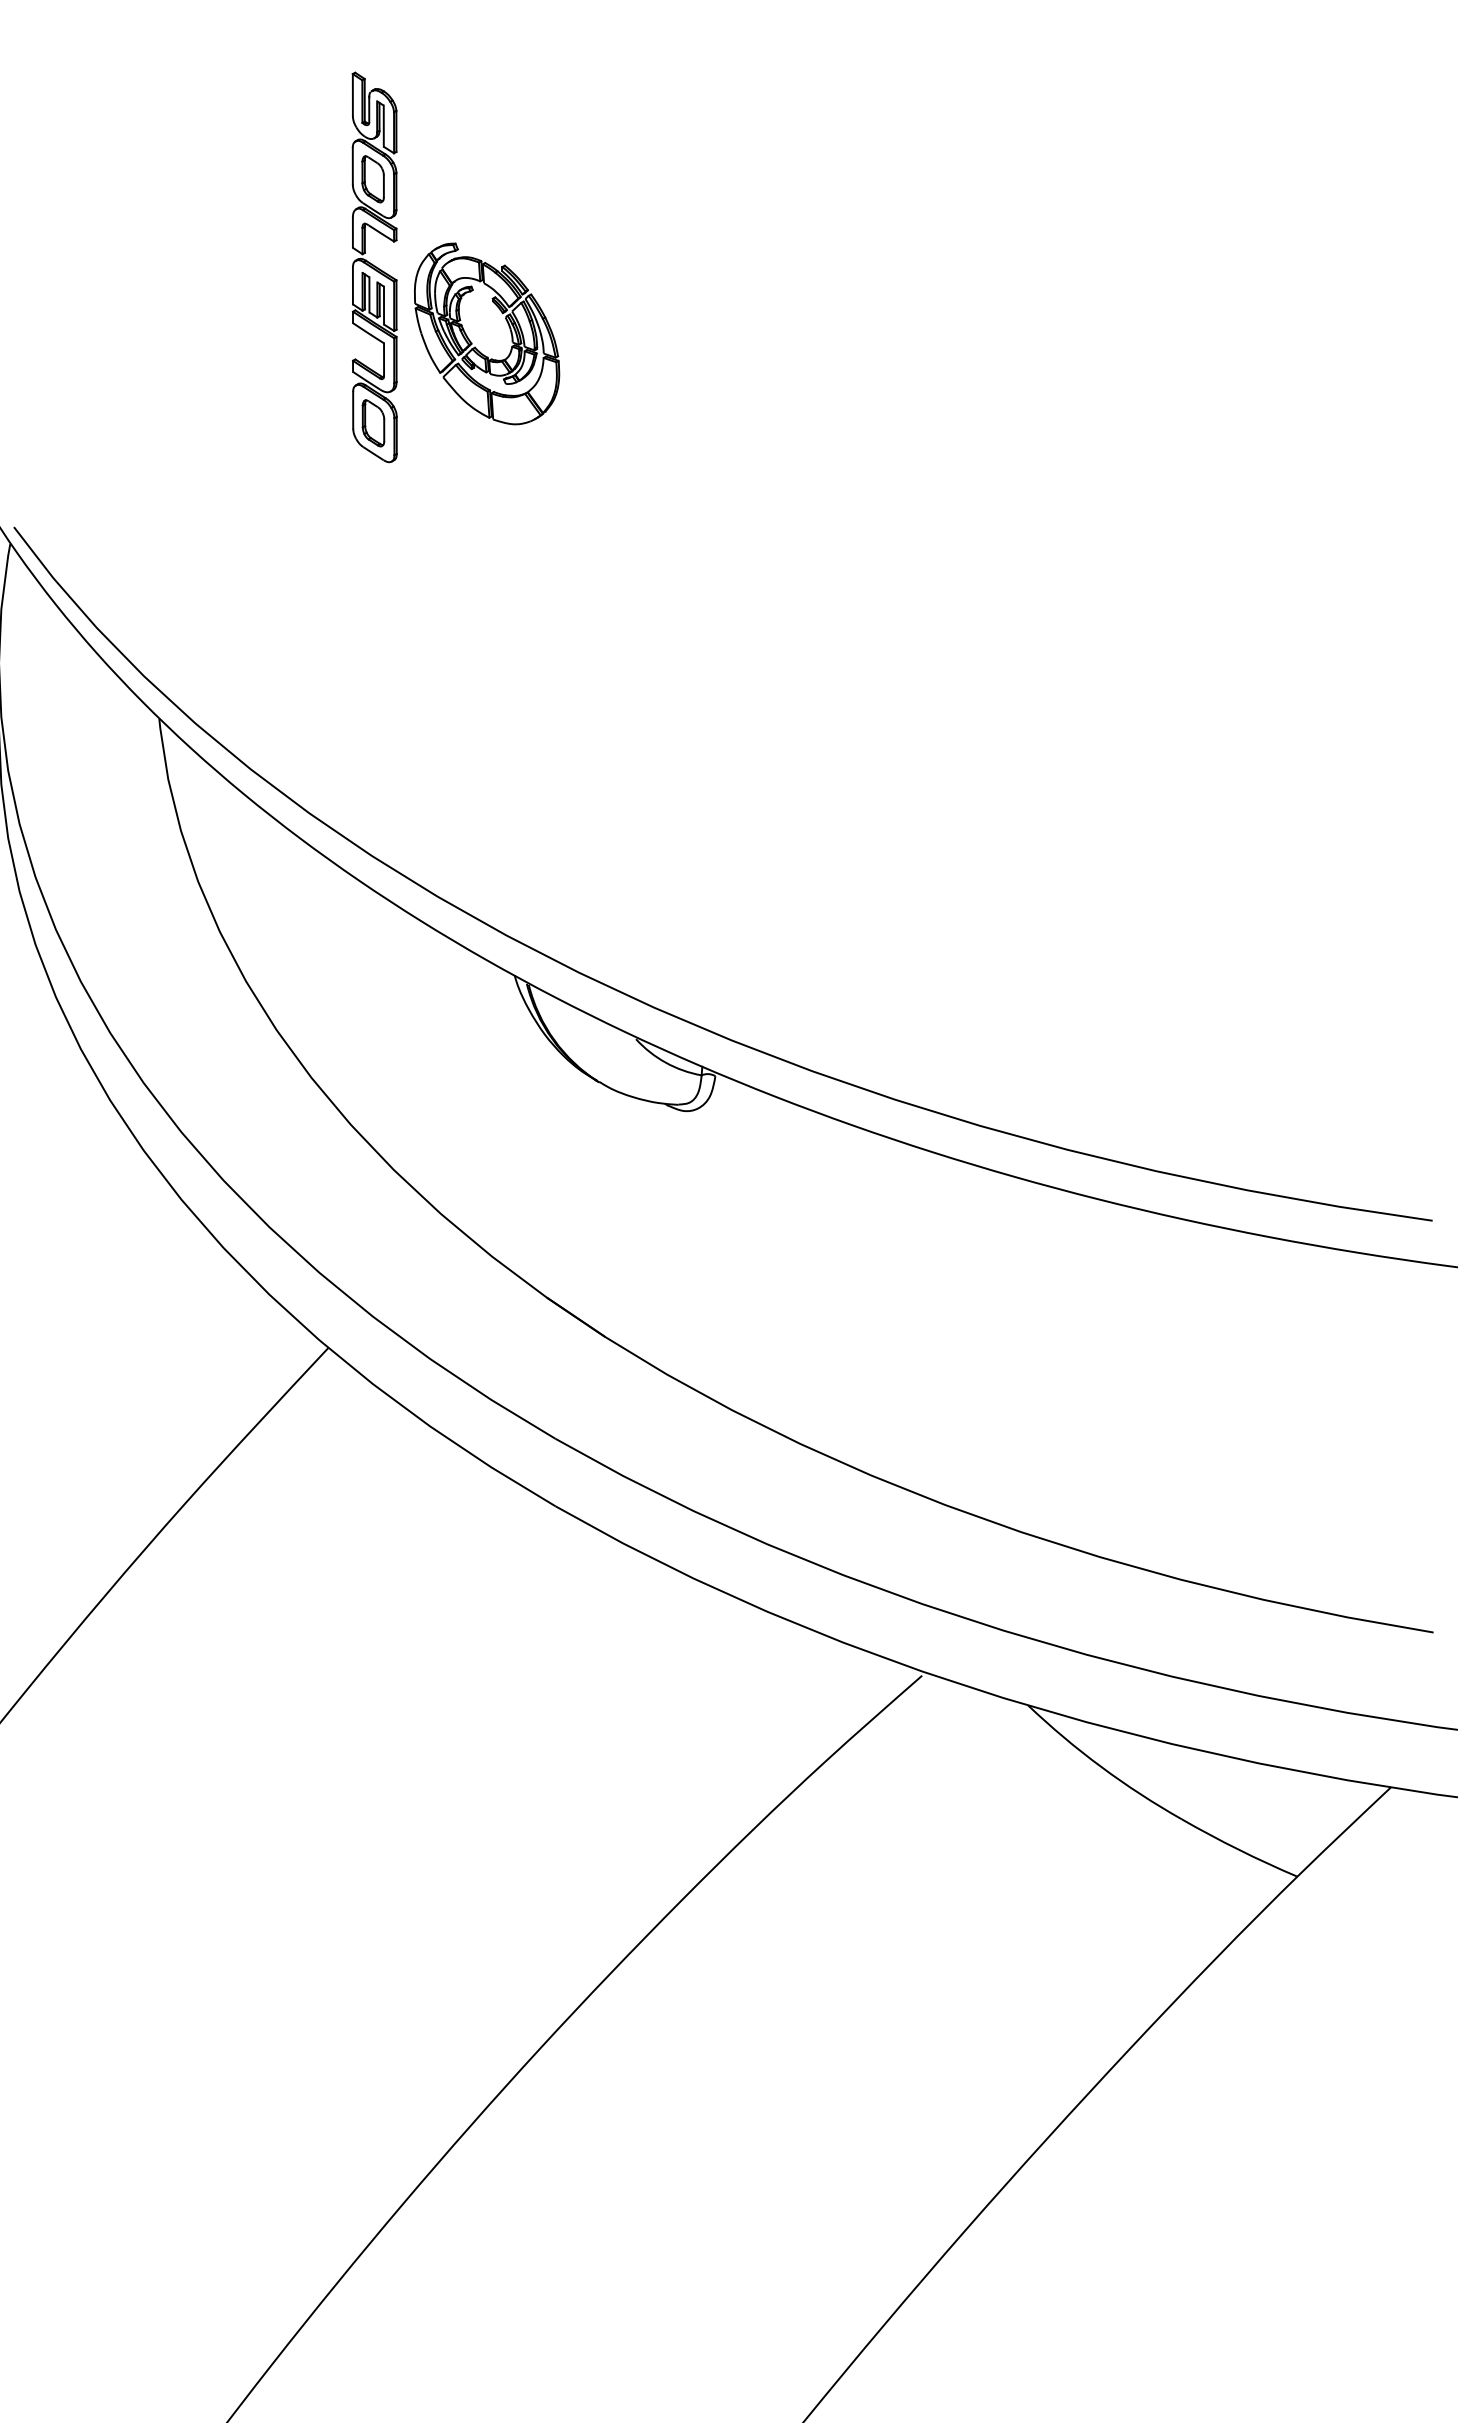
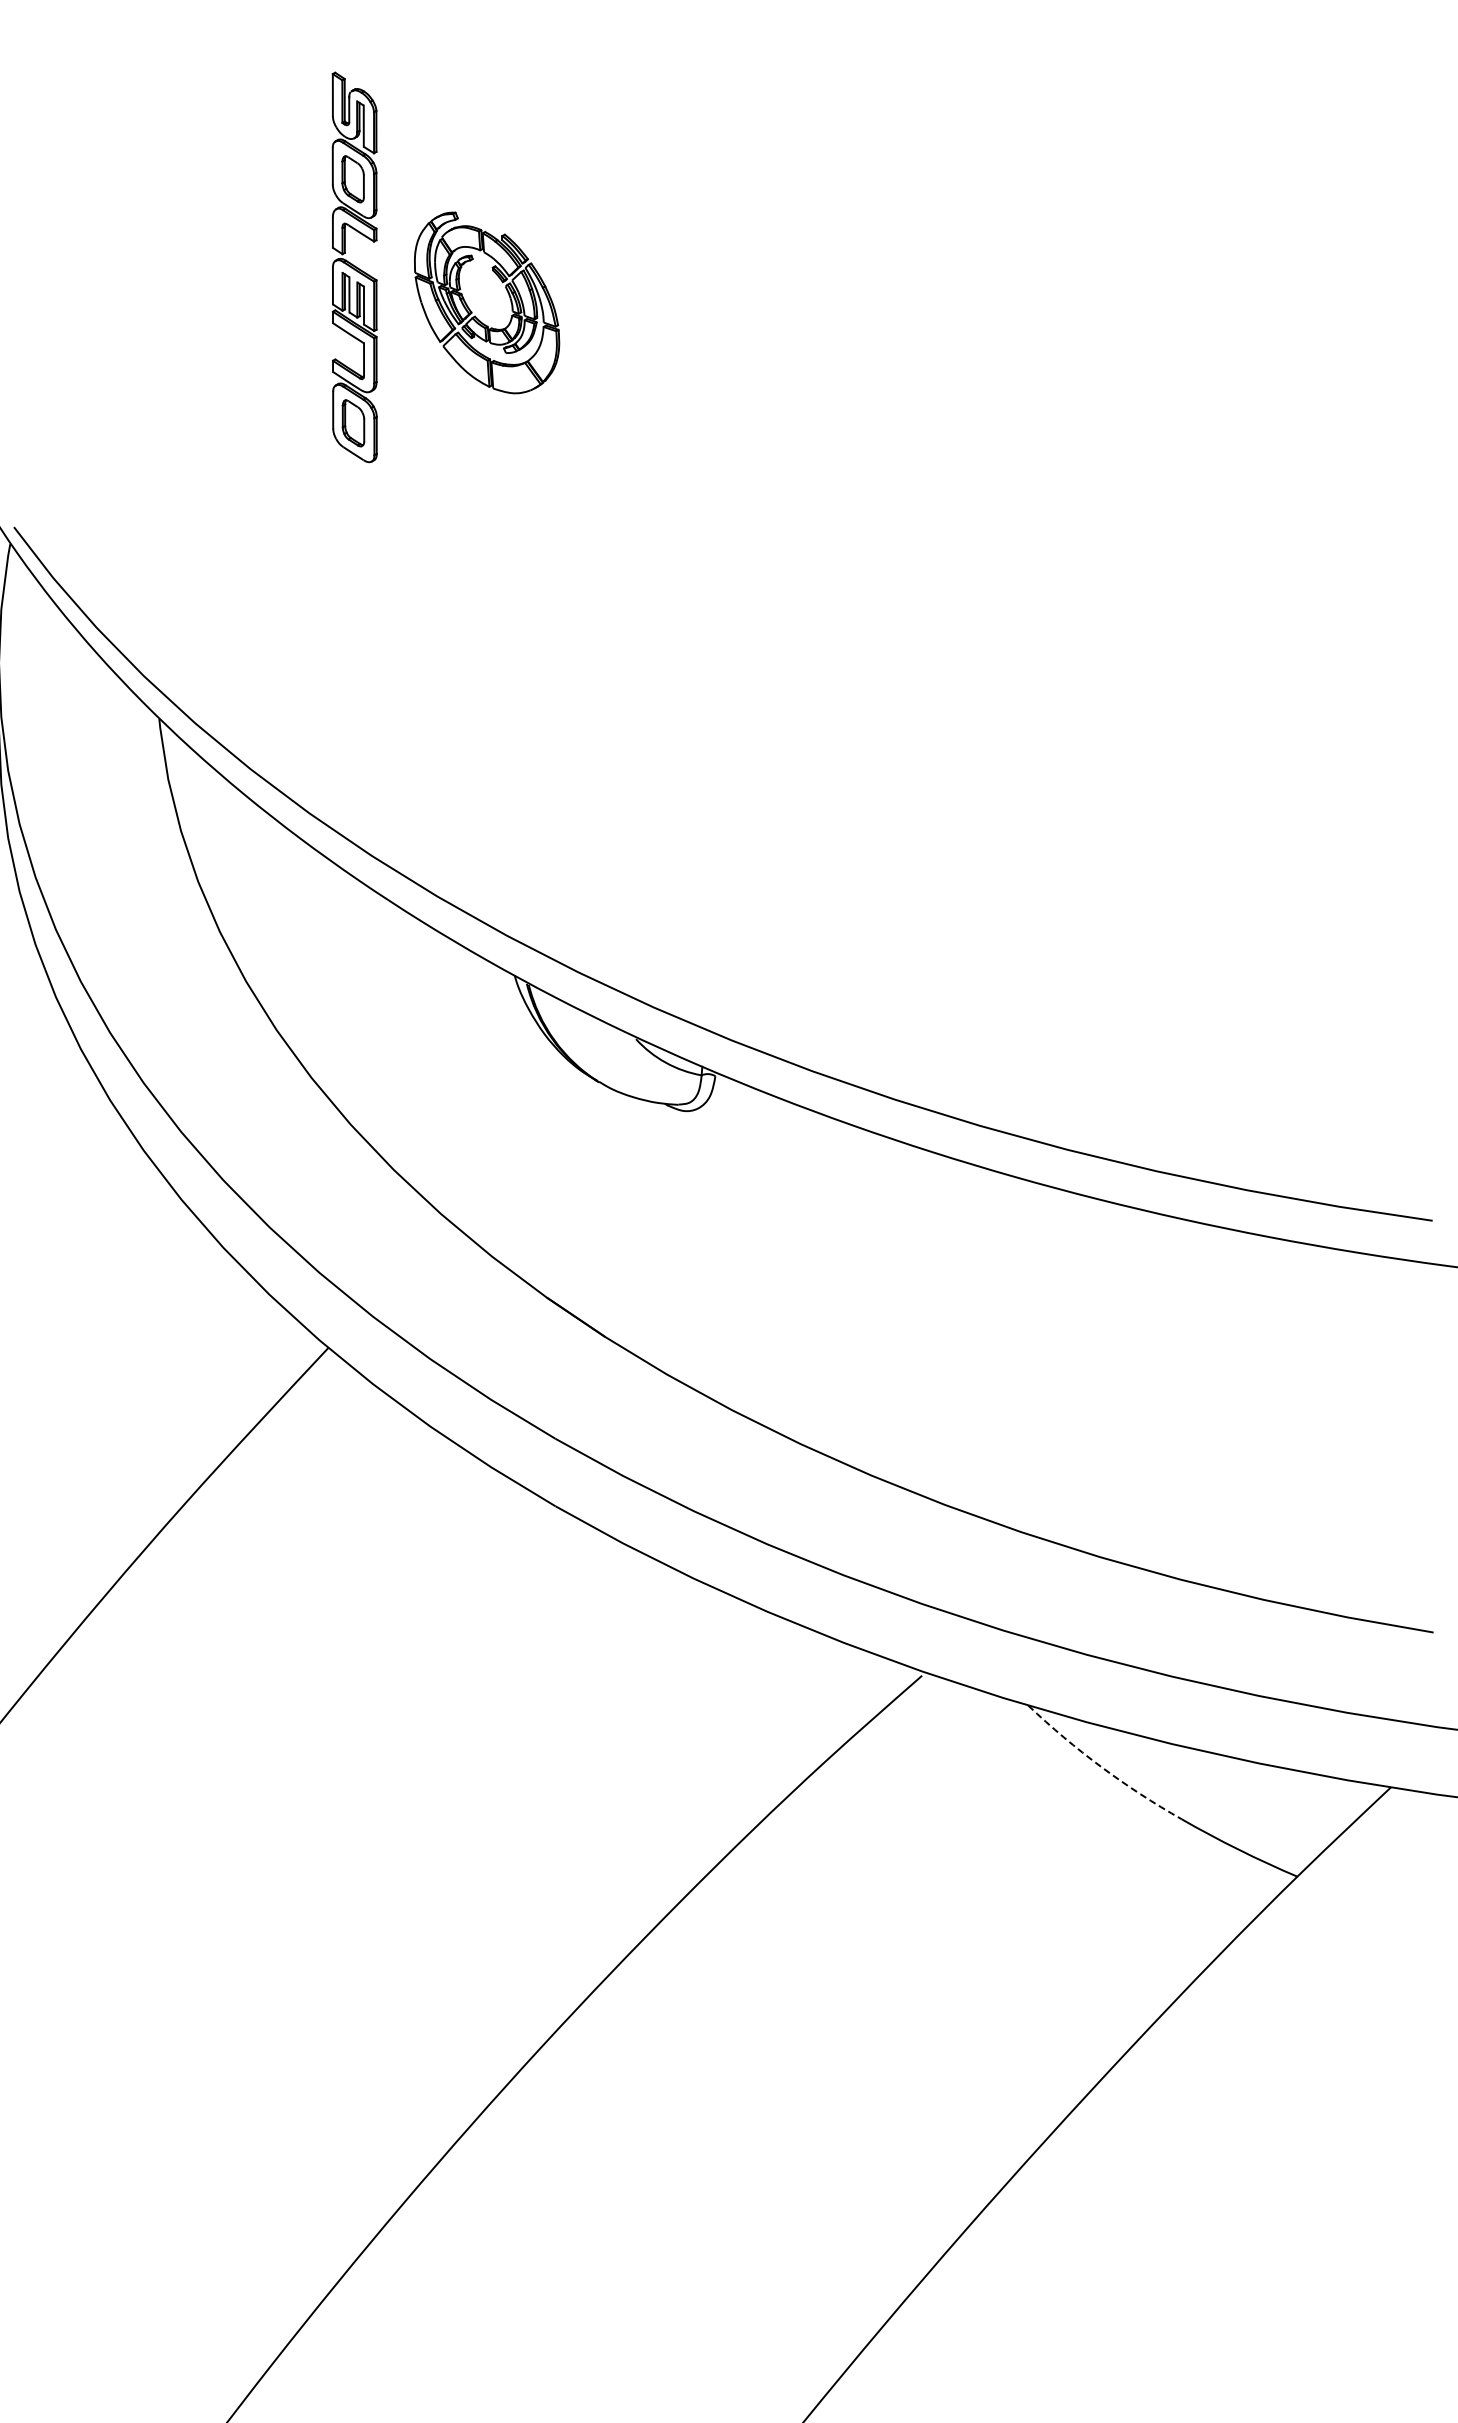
part position: (374, 267) -> (354, 267) (354, 267)
part position: (475, 346) -> (475, 315) (475, 315)
arc: solid -> dashed (1101, 1767)
